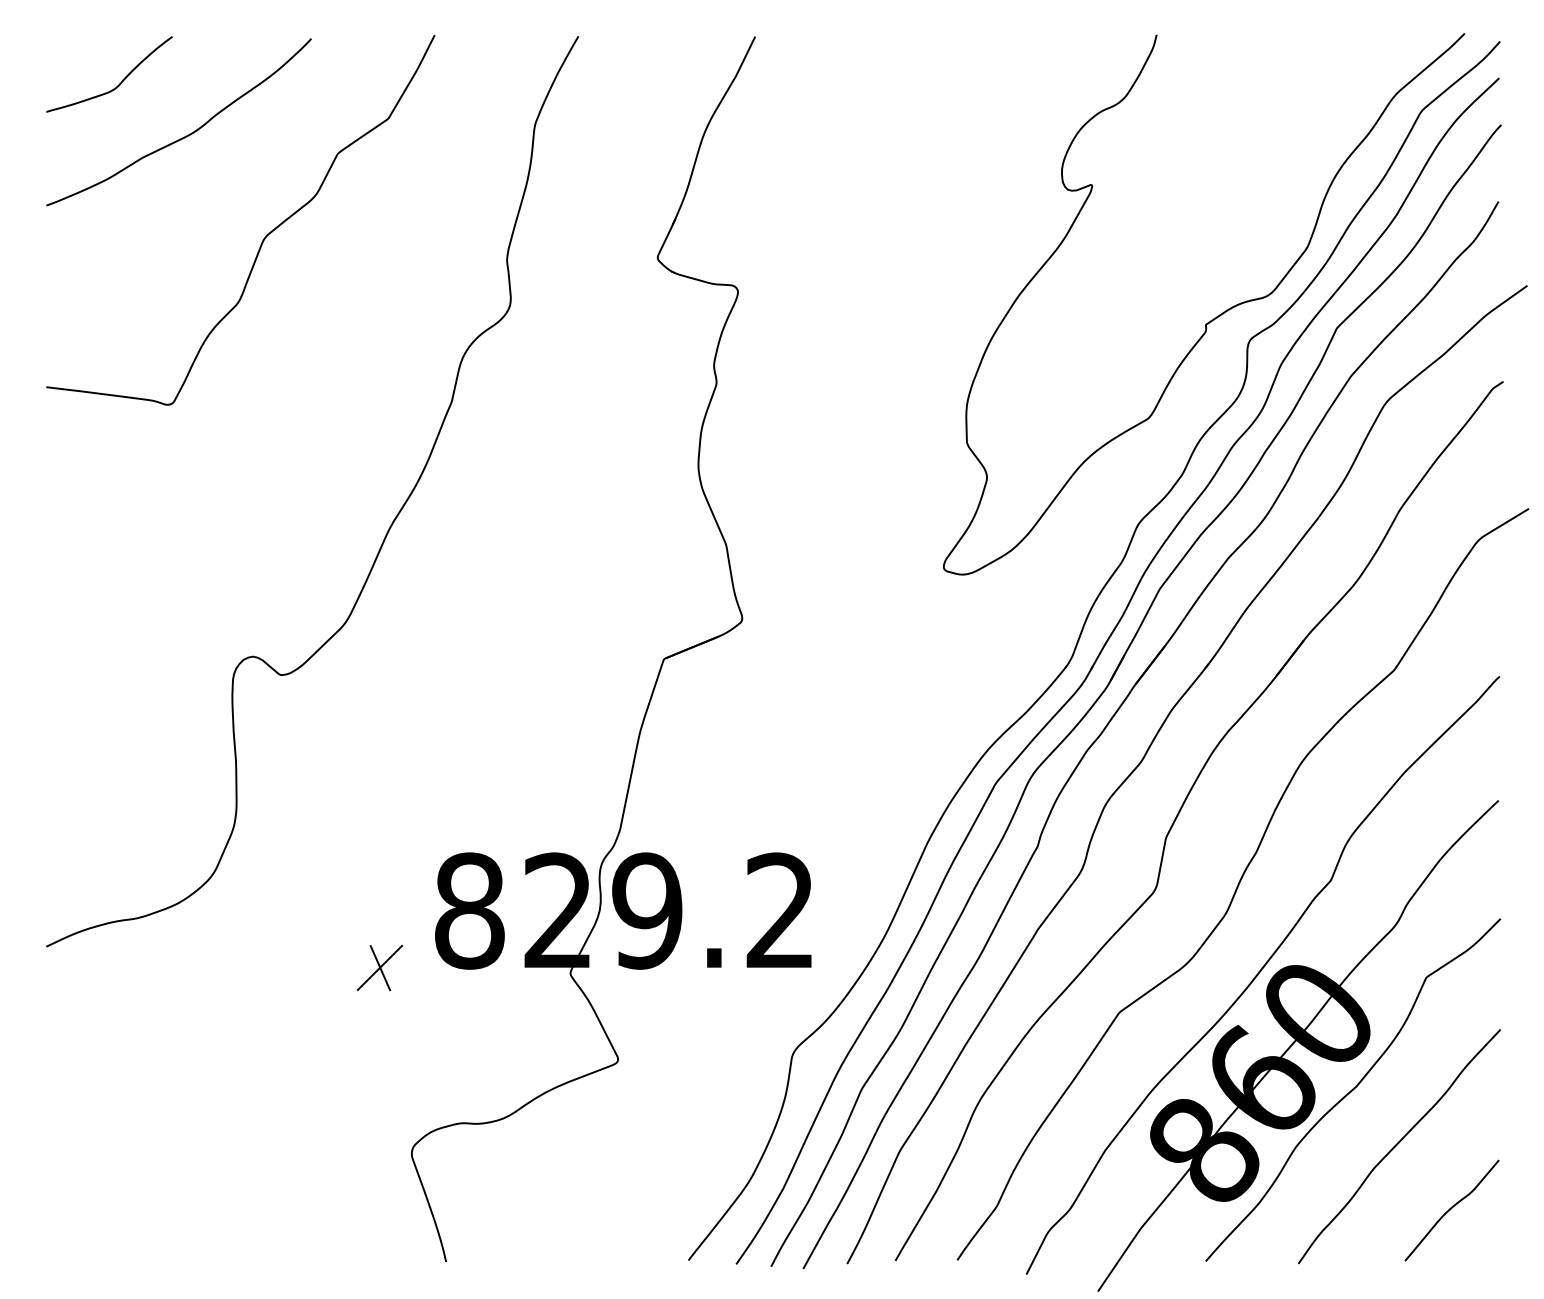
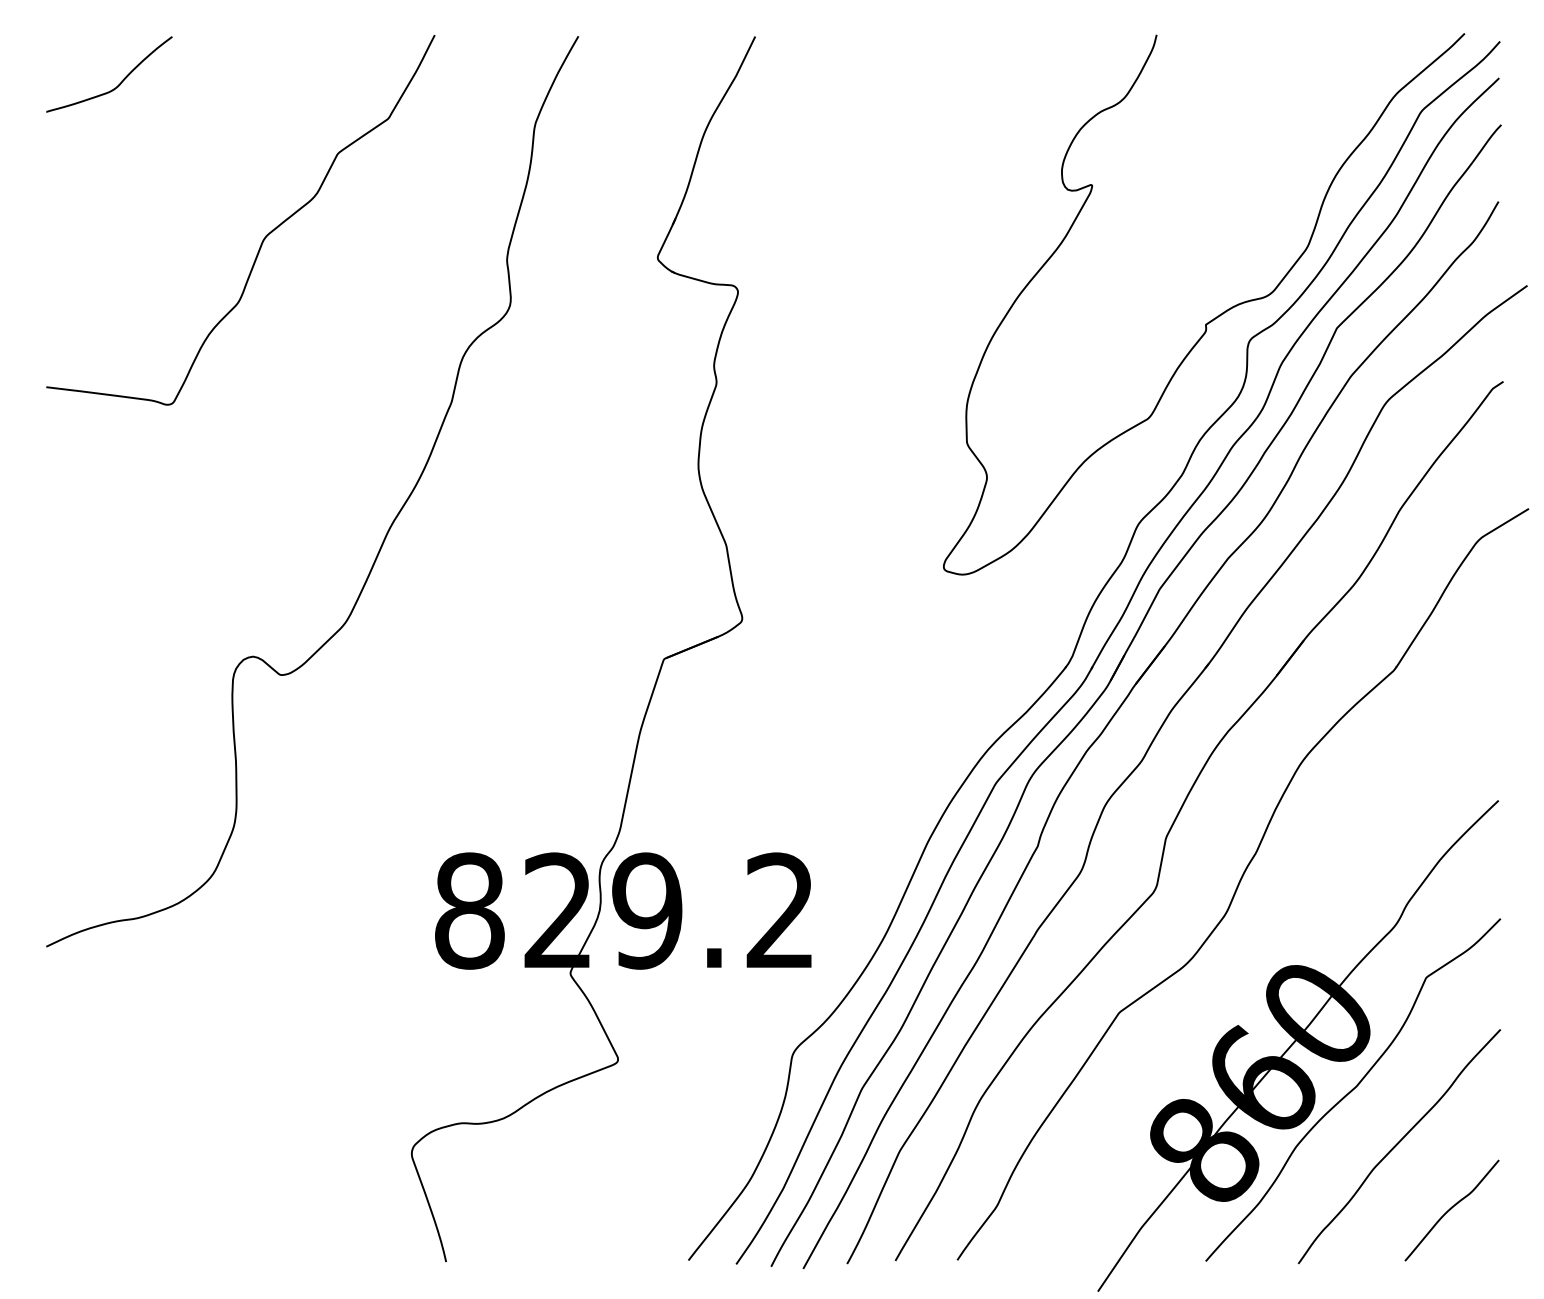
curve: present -> none (184, 136)
part: present -> none (379, 967)
curve: present -> none (1260, 972)
